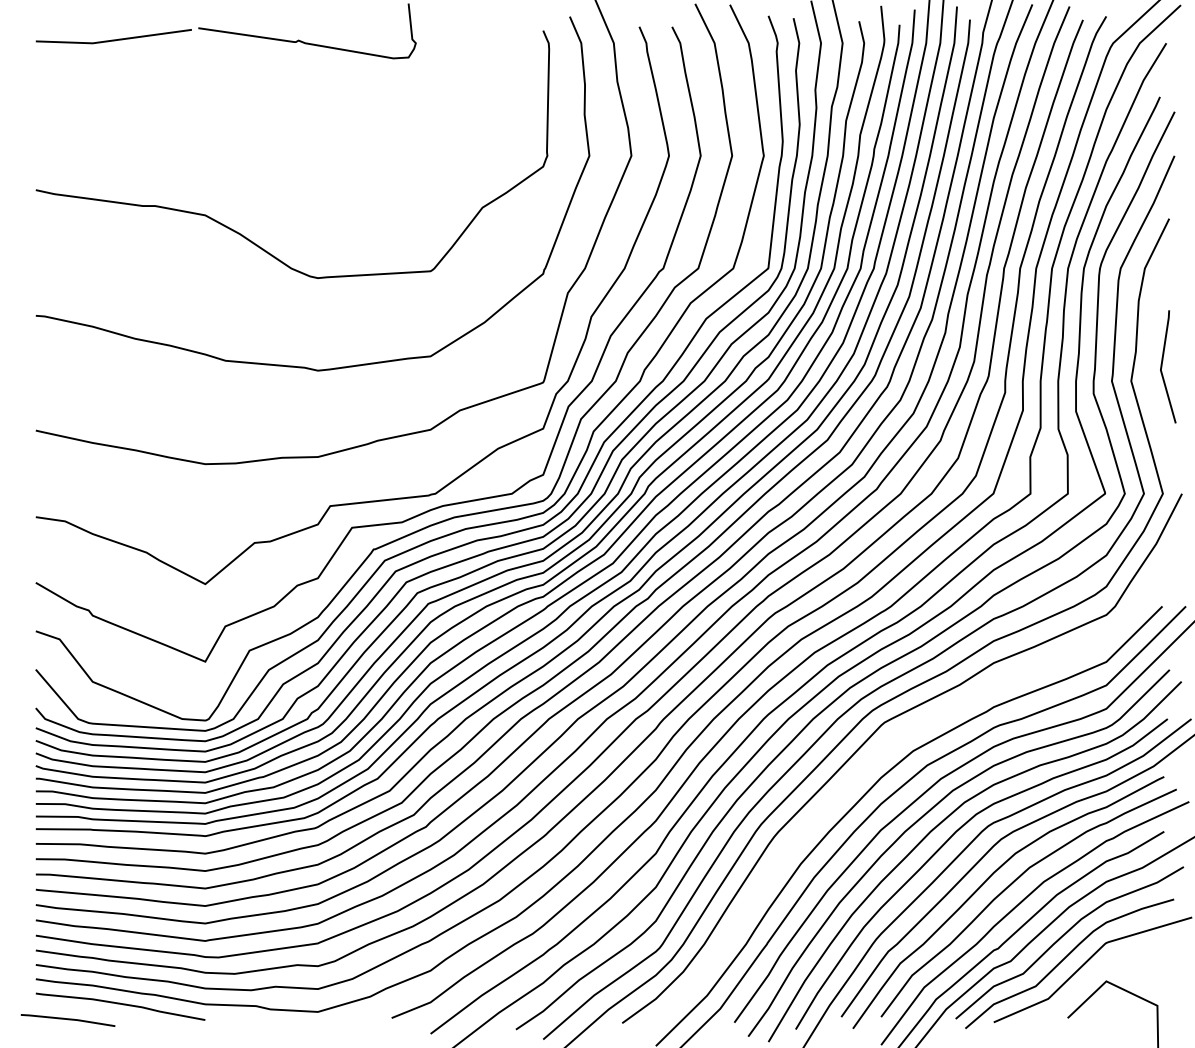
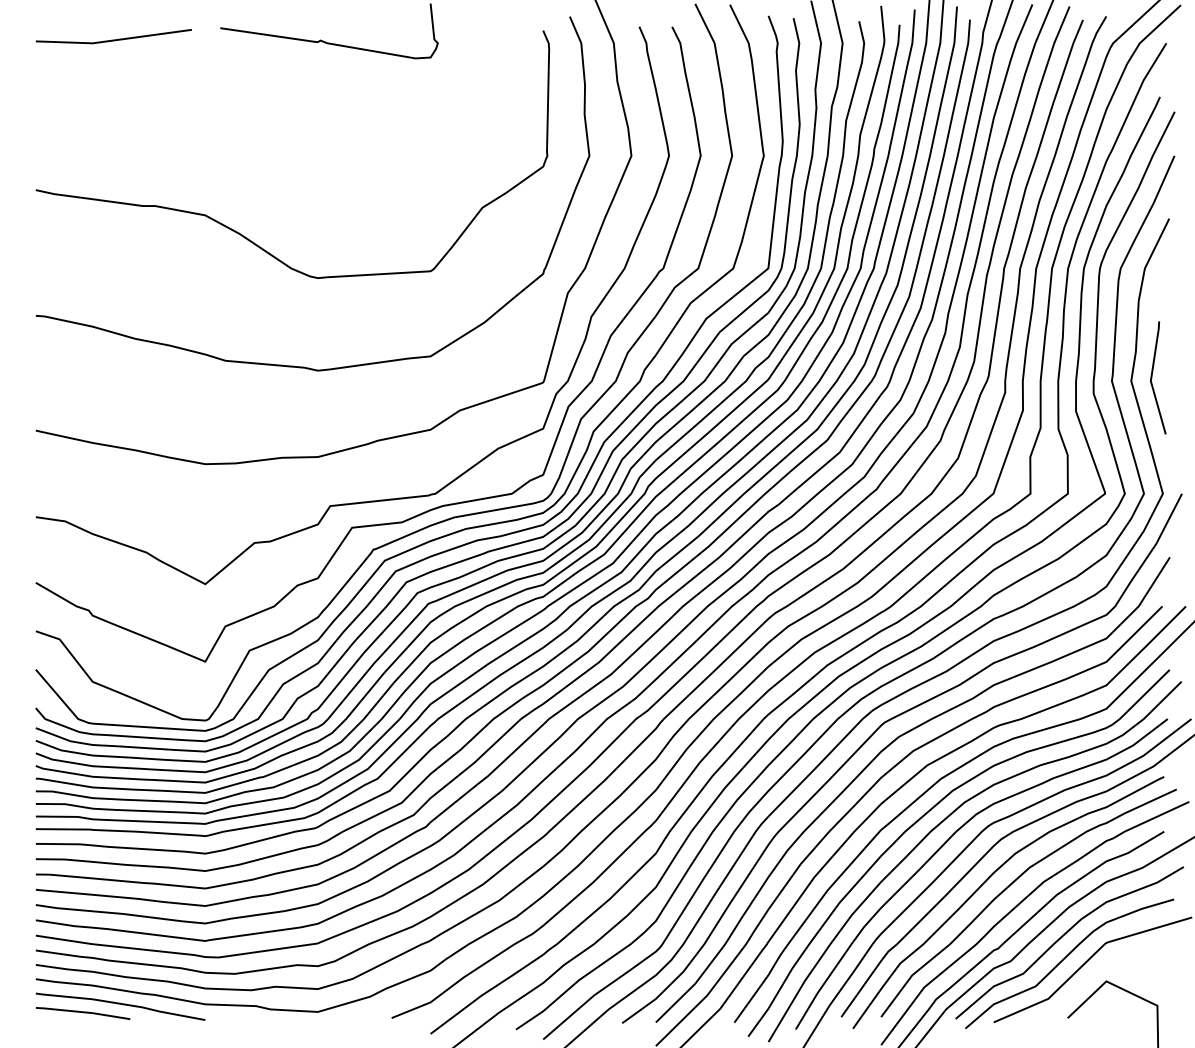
curve position: (303, 41) -> (325, 41) (325, 41)
line position: (1162, 366) -> (1152, 377) (1152, 377)
curve: none -> present (875, 759)
line position: (67, 1020) -> (82, 1013) (82, 1013)
